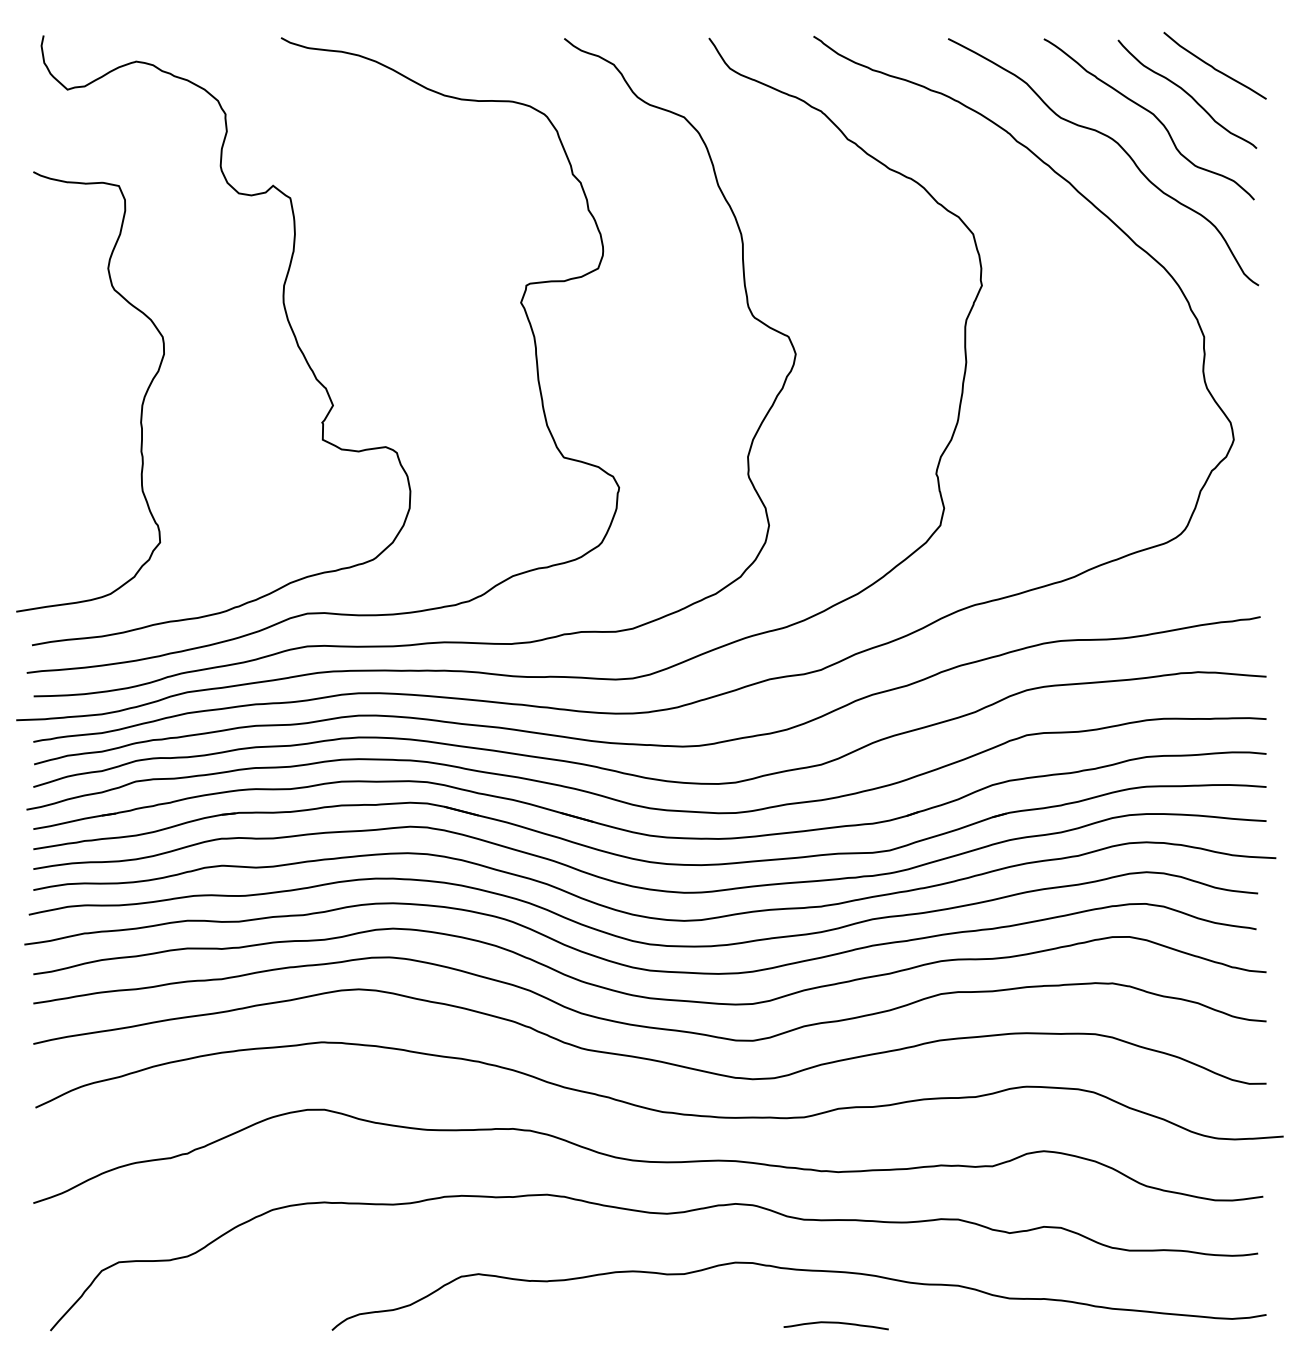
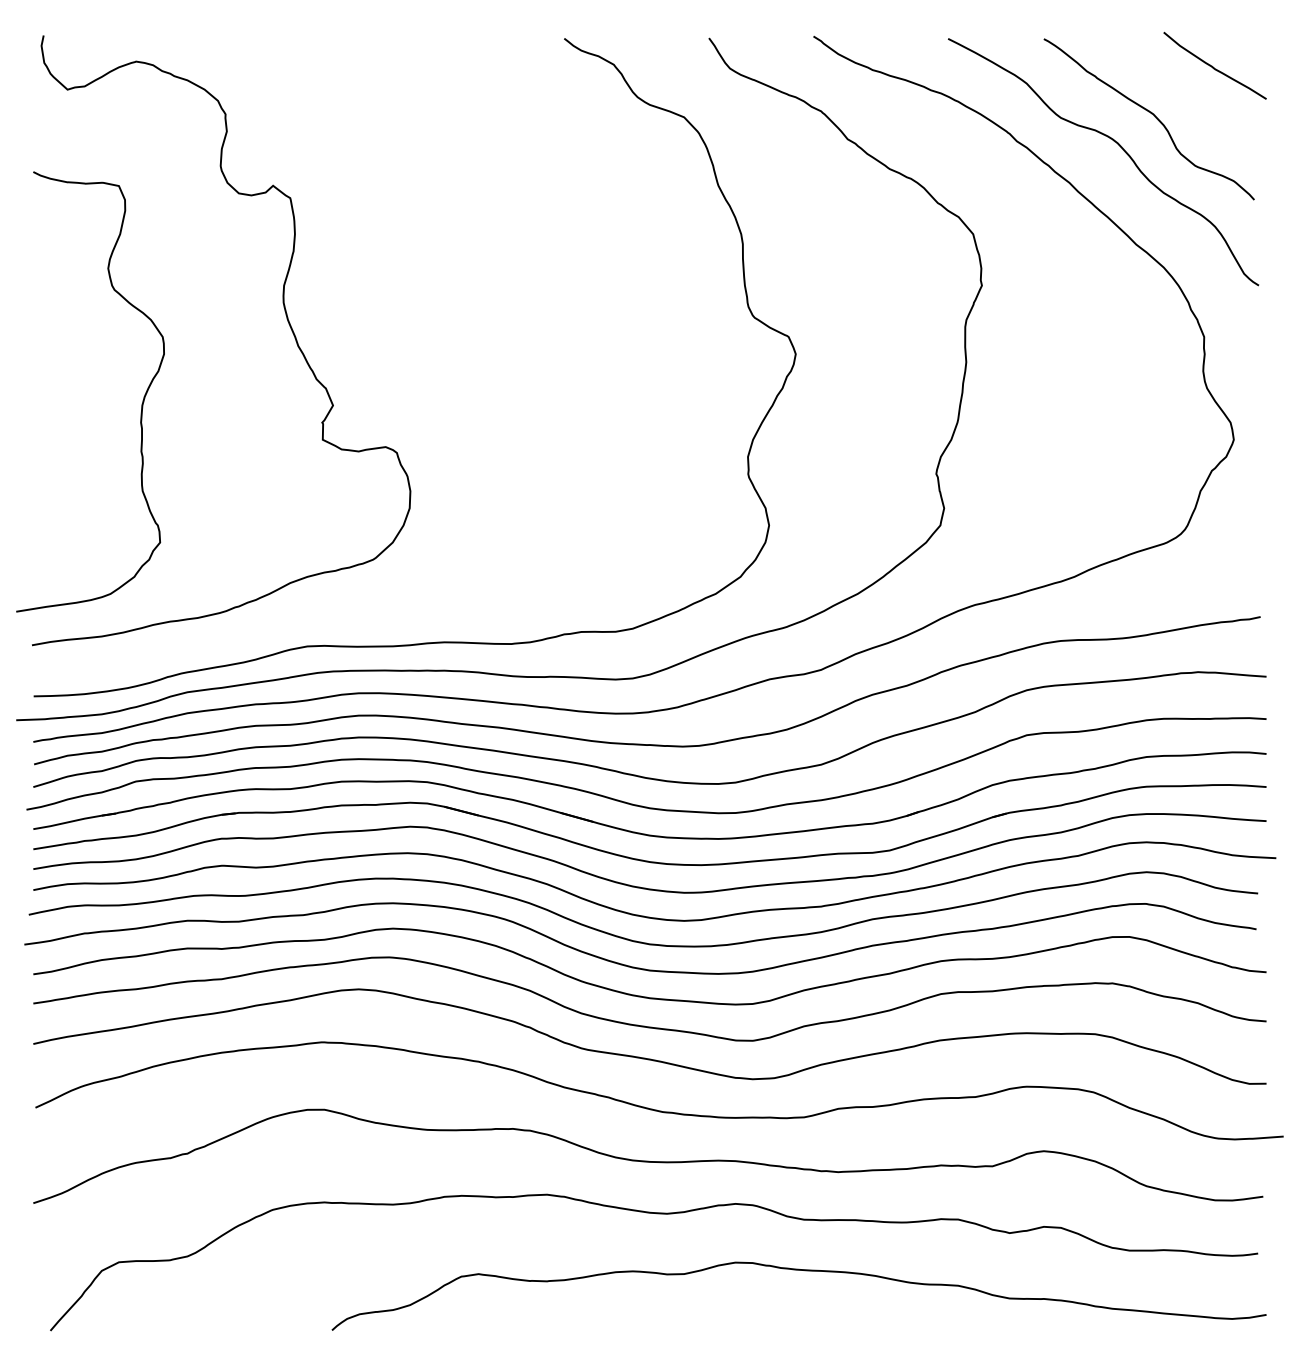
curve: present -> none (1187, 93)
curve: present -> none (520, 303)
curve: present -> none (835, 1323)
